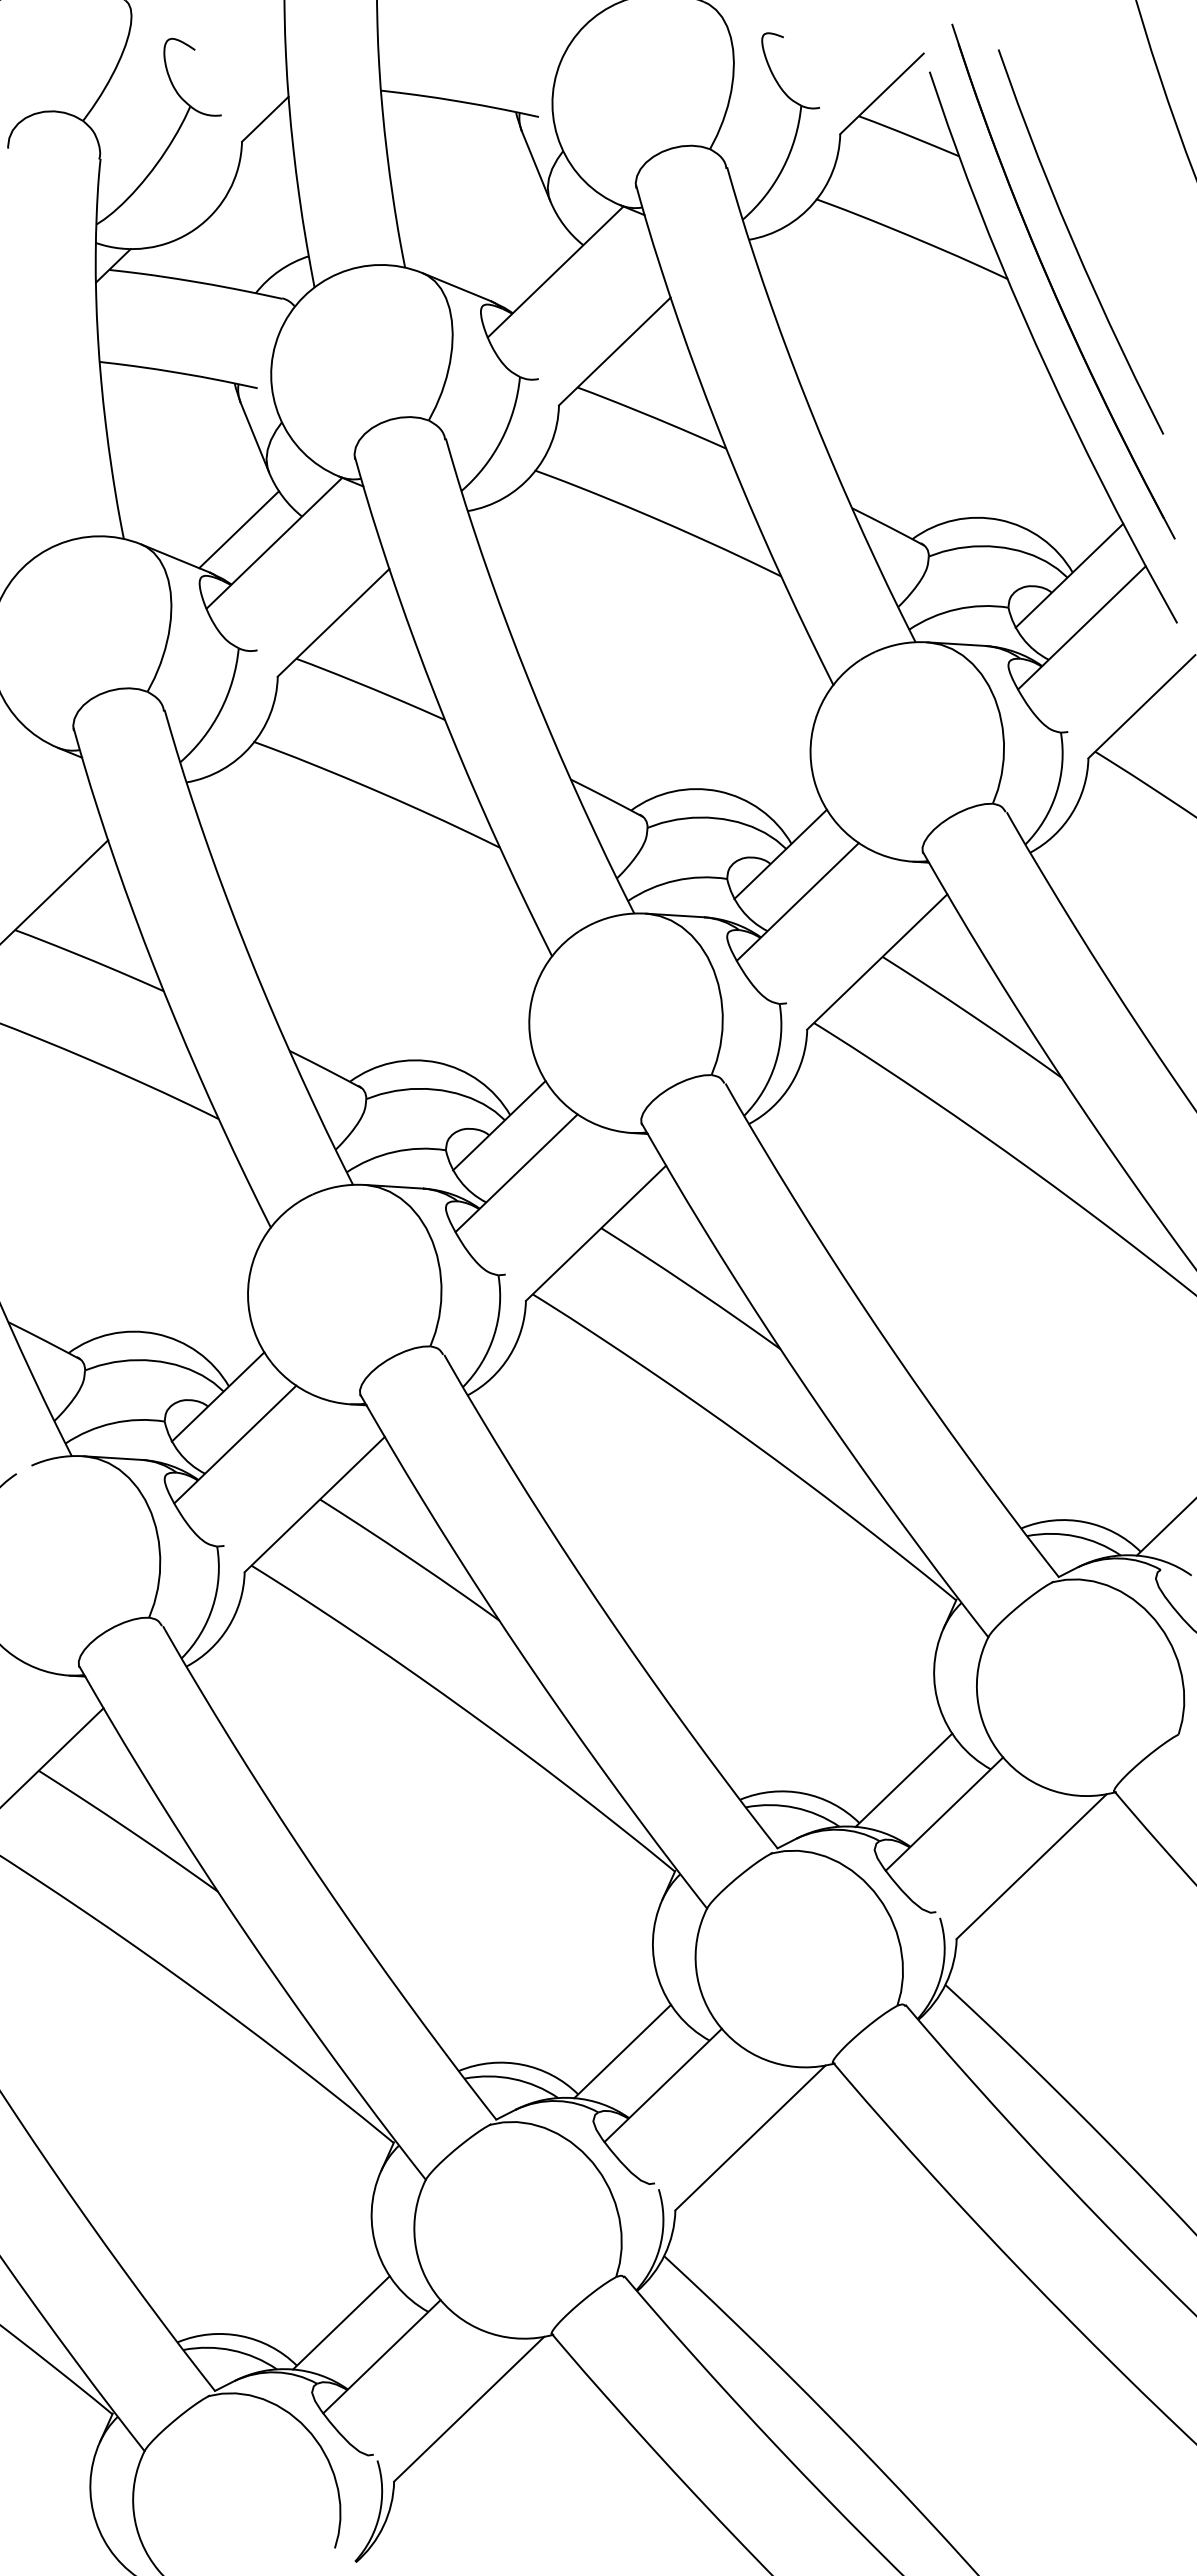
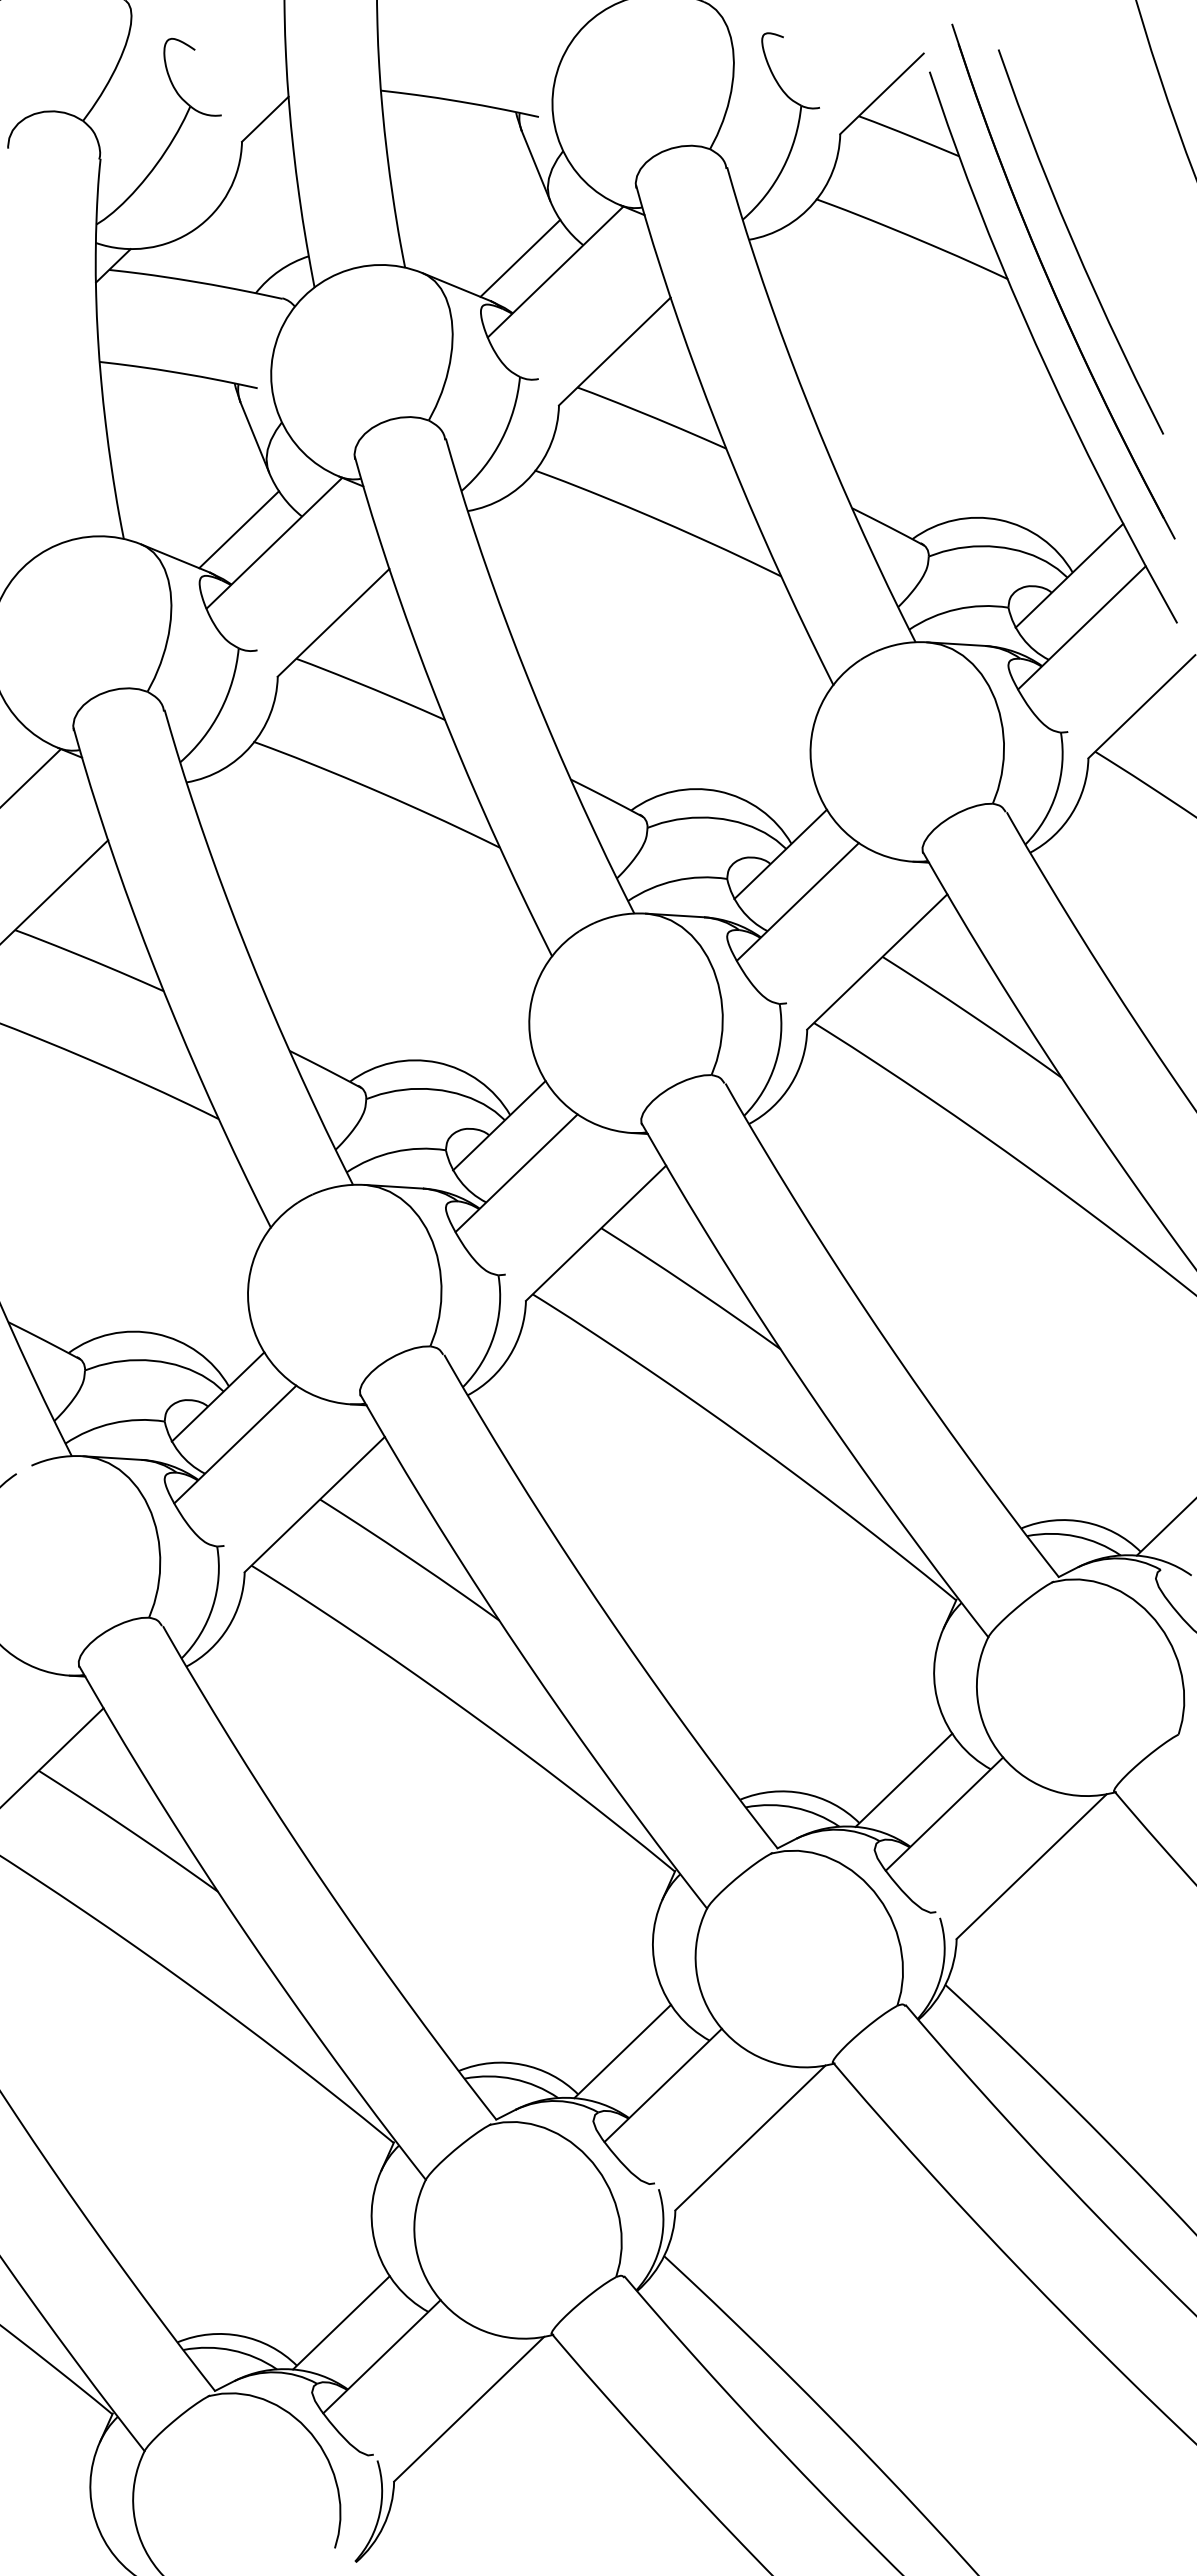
line: none -> present (520, 257)
line: none -> present (31, 777)
